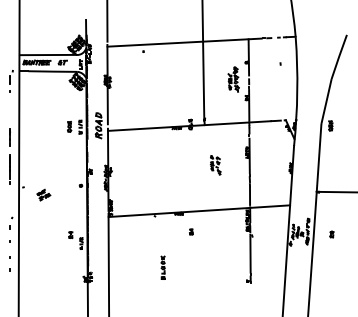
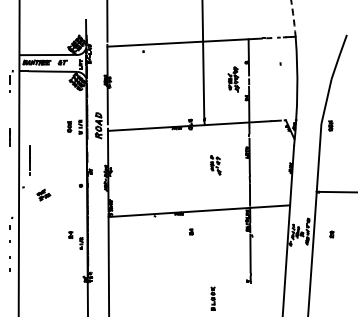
arc: solid -> dashed (293, 17)
line position: (9, 169) -> (29, 160) (29, 160)
part position: (162, 267) -> (212, 298) (212, 298)
